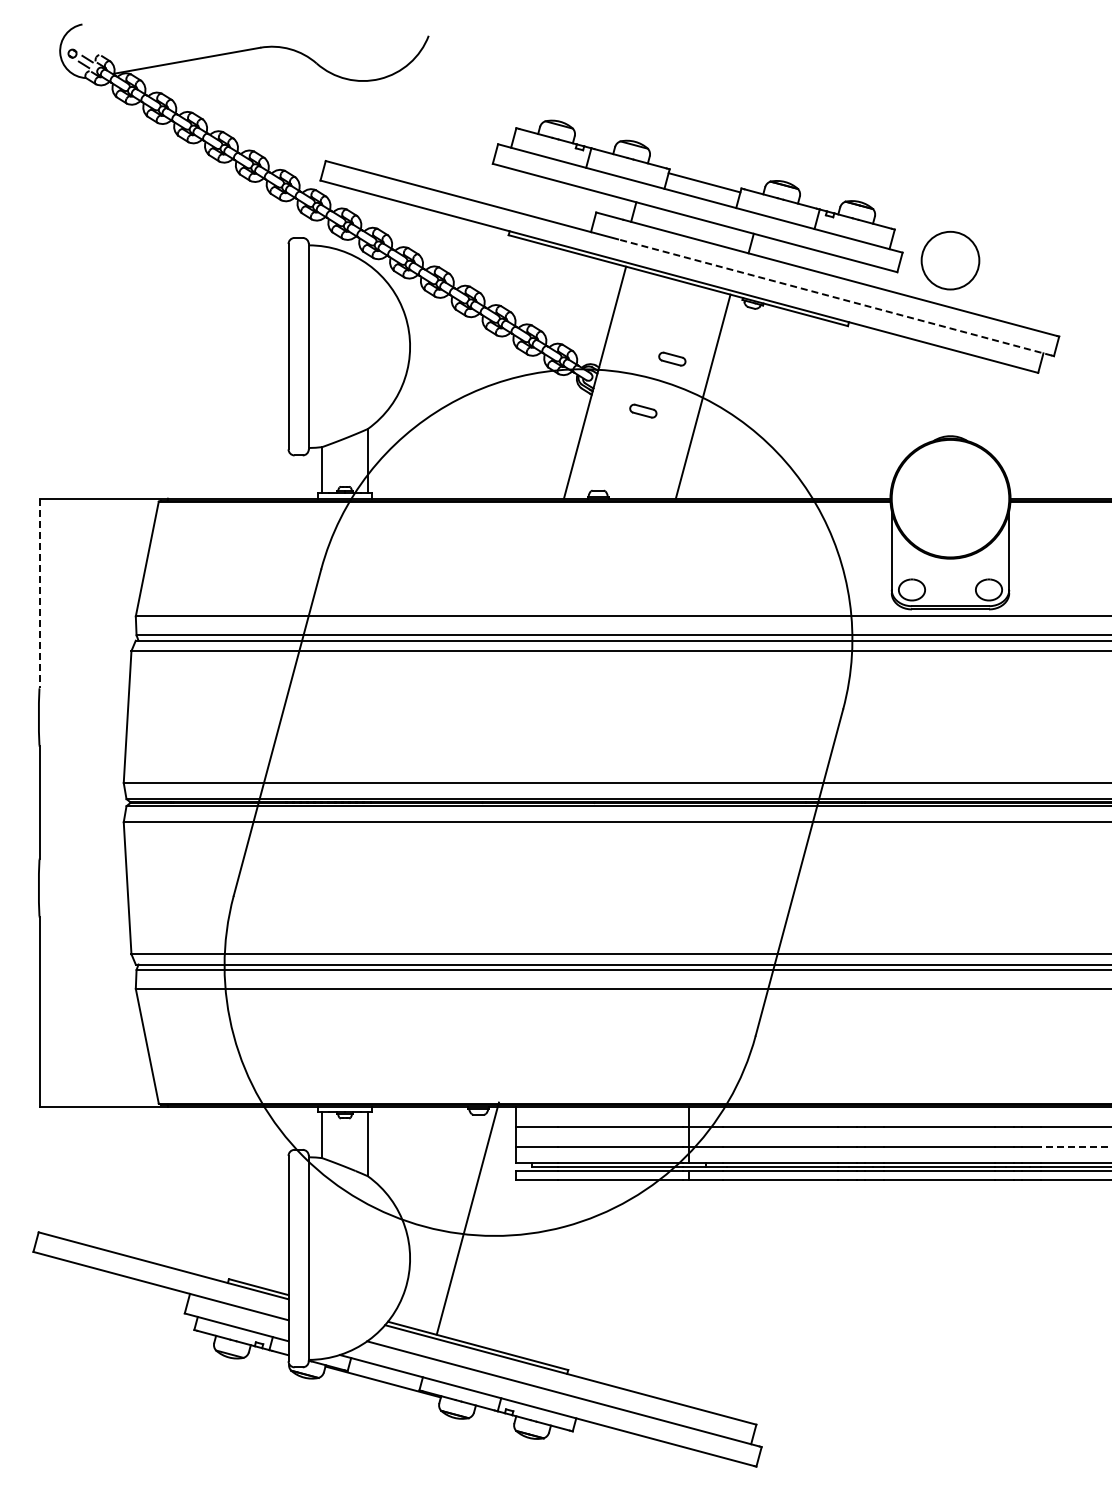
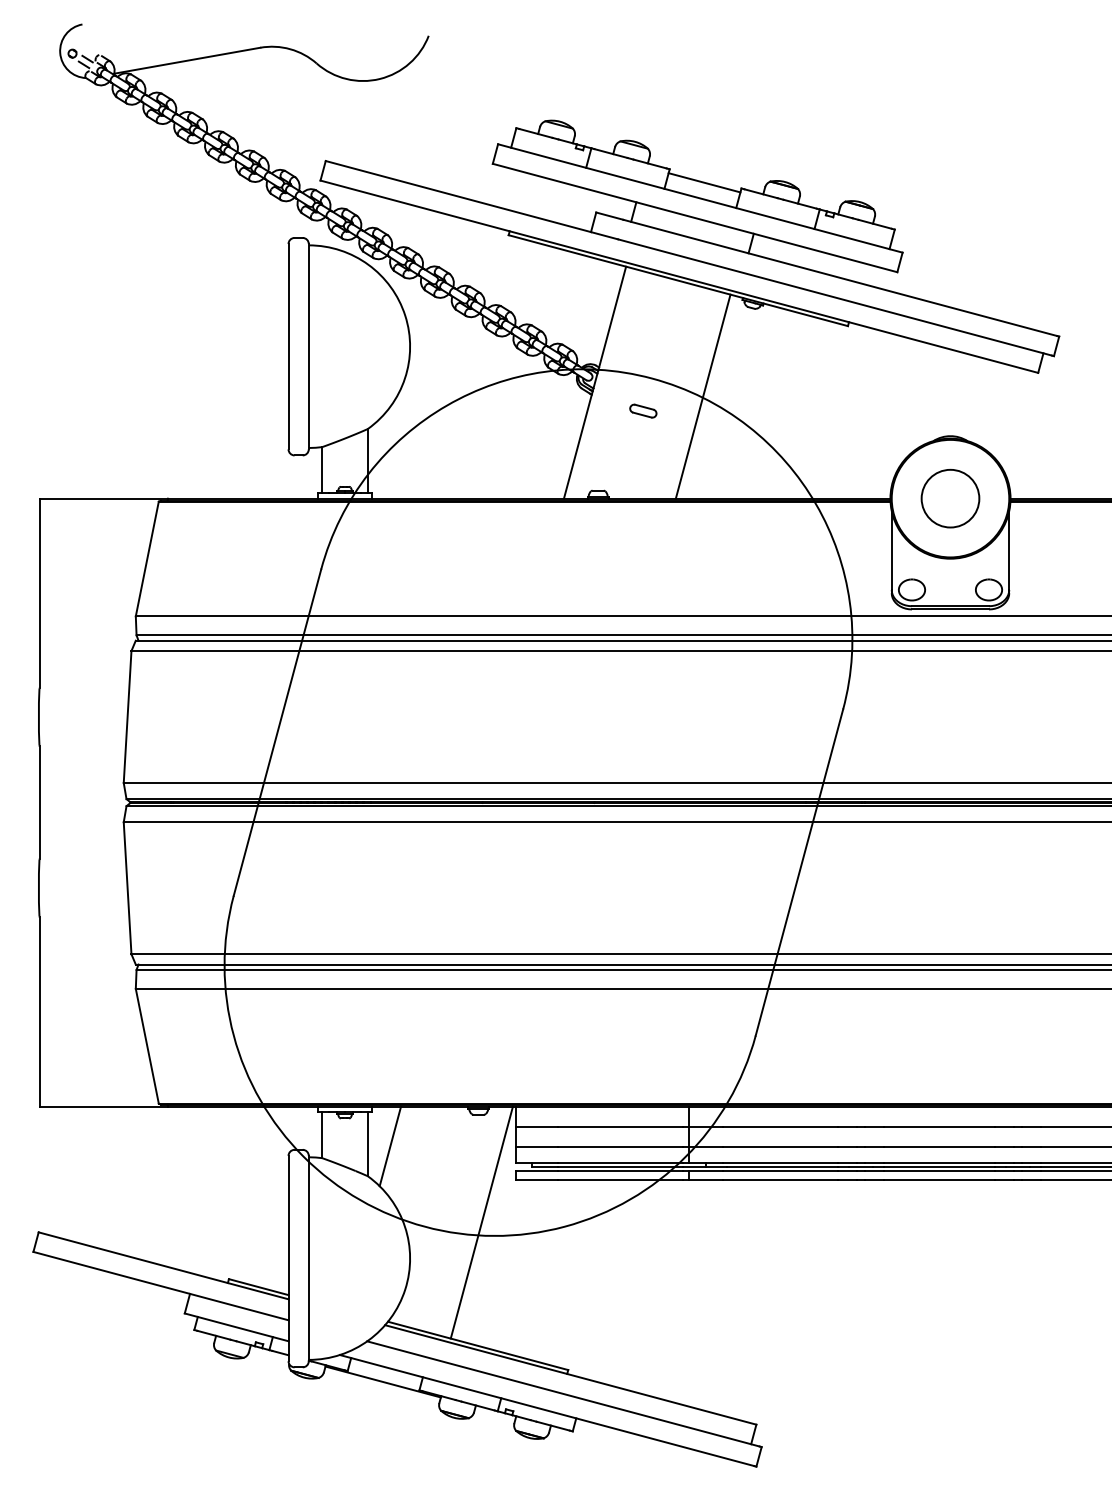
circle position: (950, 260) -> (950, 498) (950, 498)
line: dashed -> solid (835, 297)
part: present -> none (672, 358)
line: dashed -> solid (40, 593)
line: none -> present (390, 1146)
line: dashed -> solid (1075, 1147)
line position: (467, 1218) -> (481, 1222) (481, 1222)
